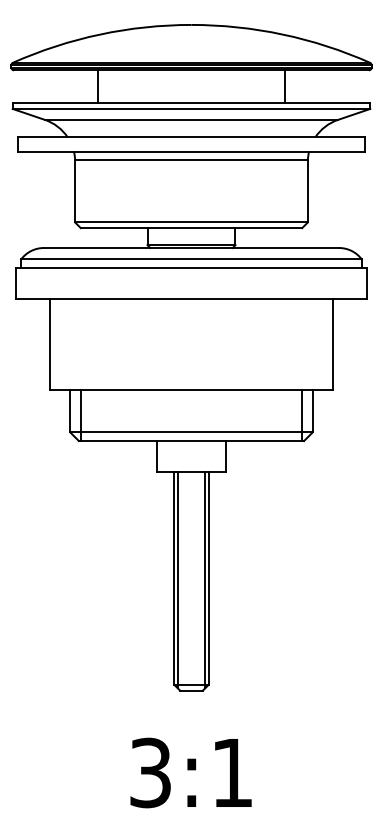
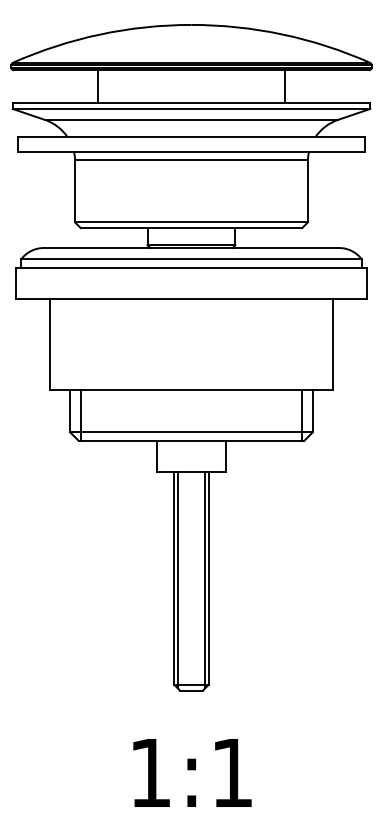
text: 3:1 -> 1:1 (150, 772)
